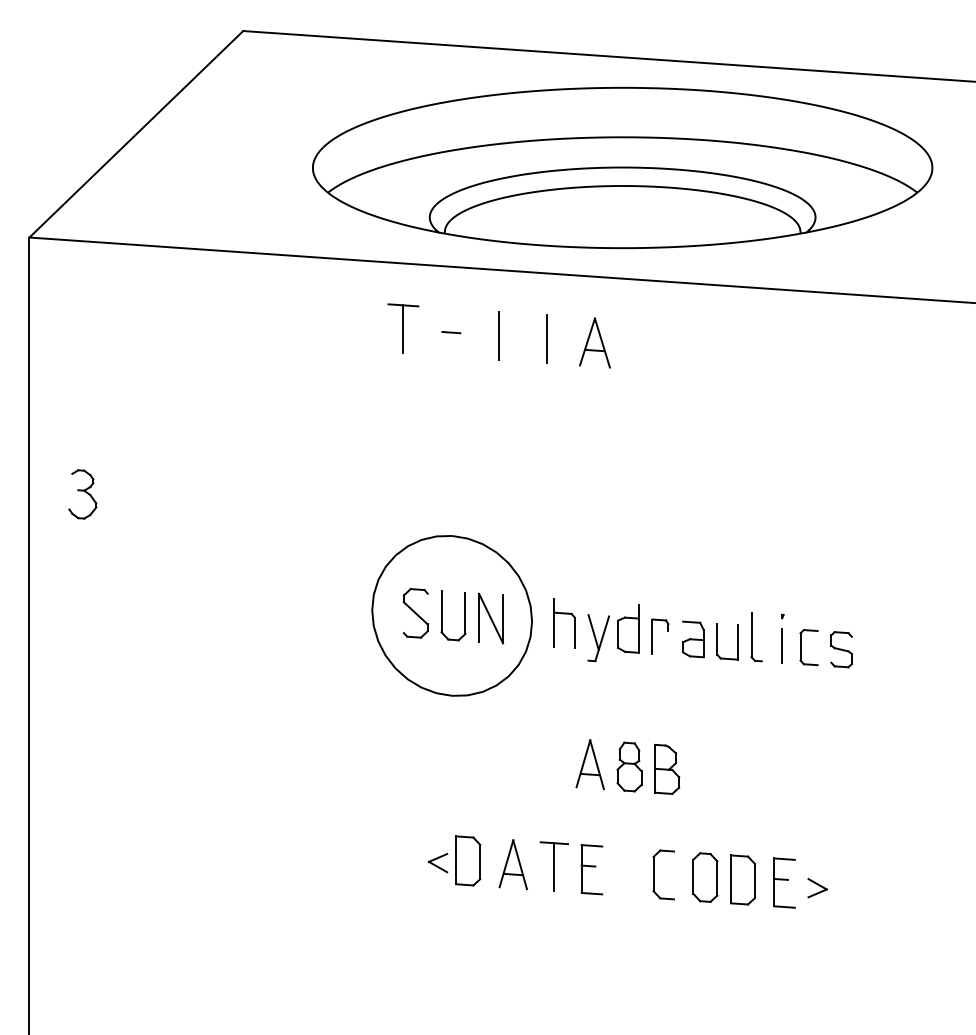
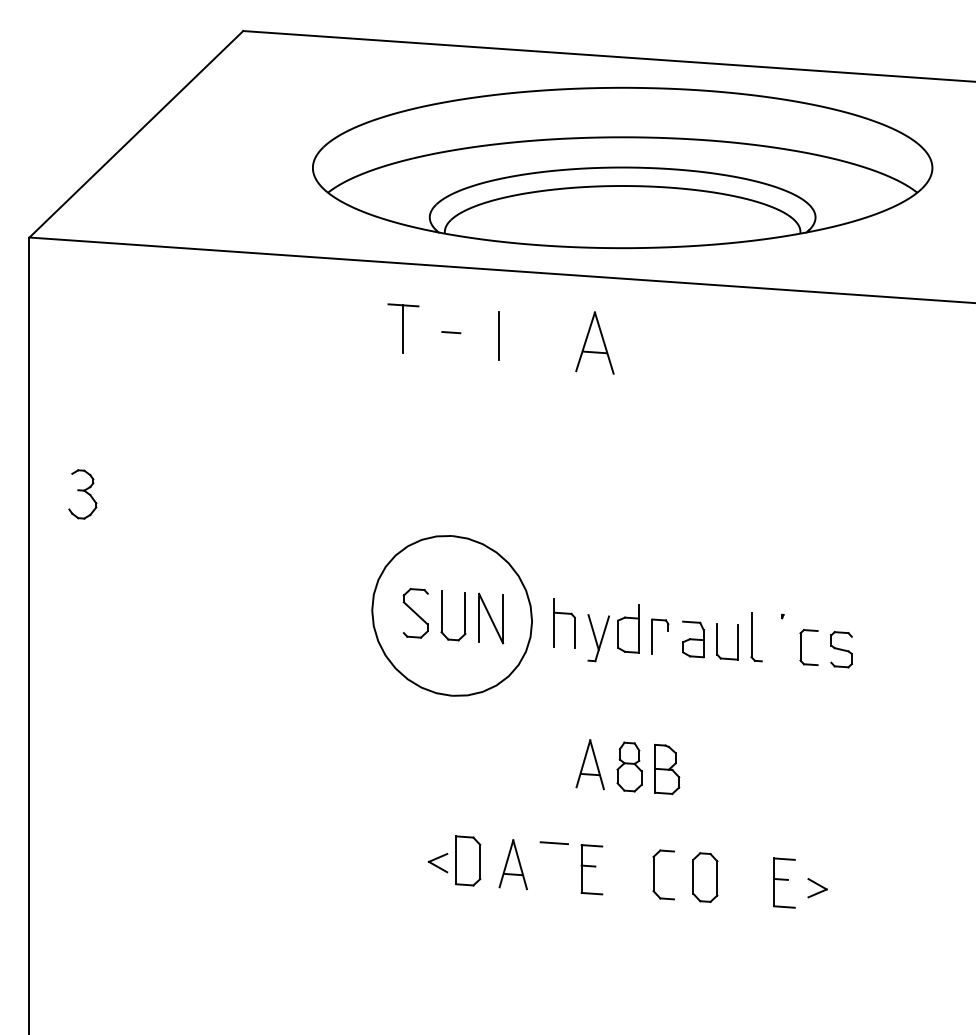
line: present -> none (547, 339)
part size: 32x52 px -> 40x64 px (594, 342)
line: present -> none (782, 645)
line: present -> none (554, 867)
part: present -> none (742, 879)
